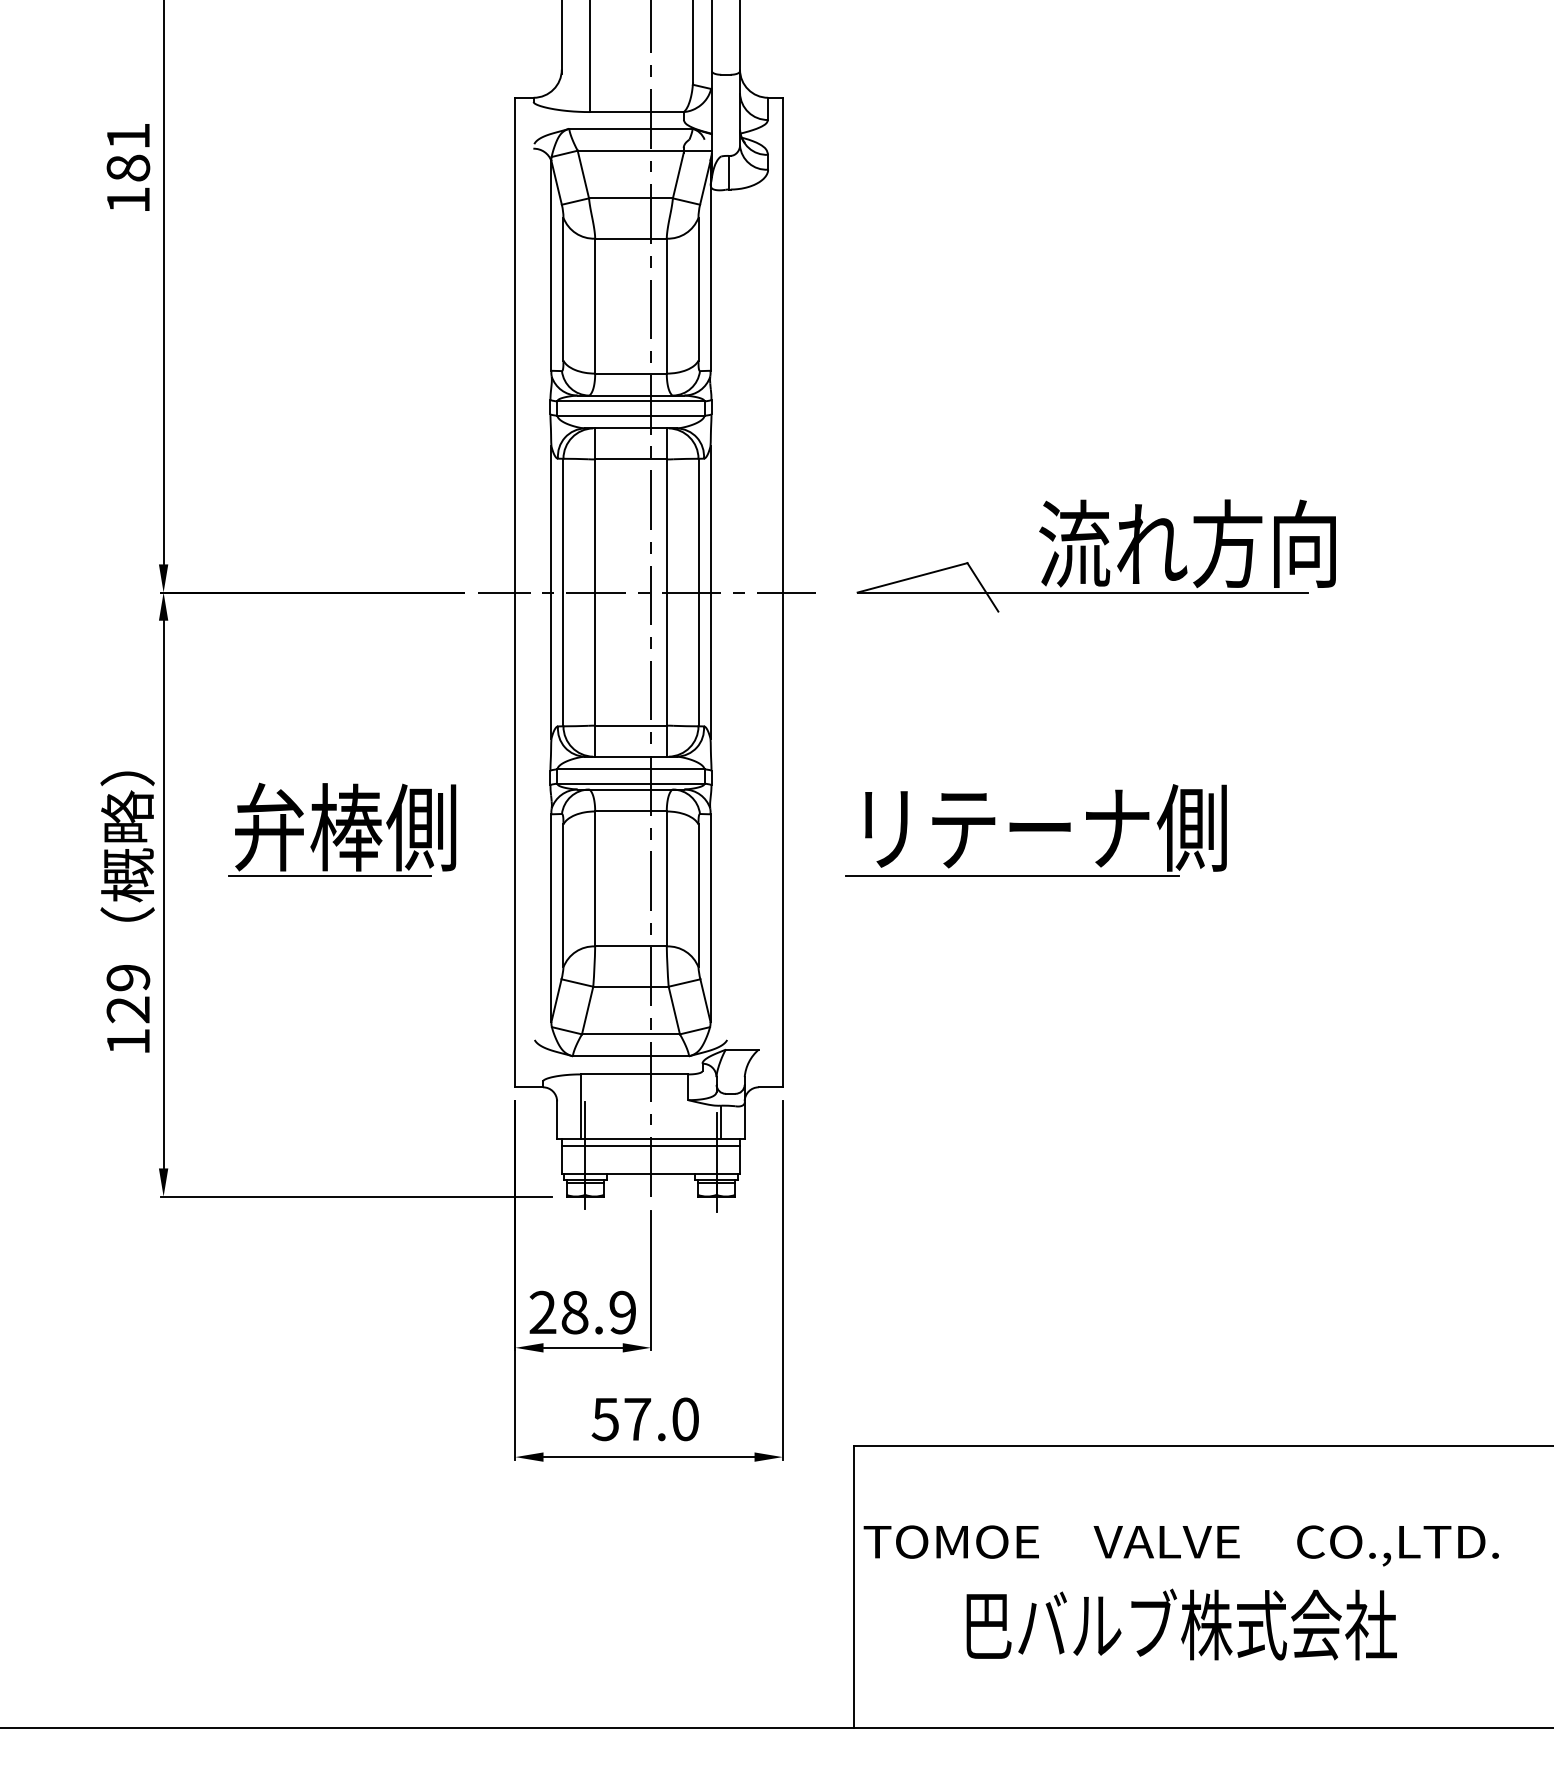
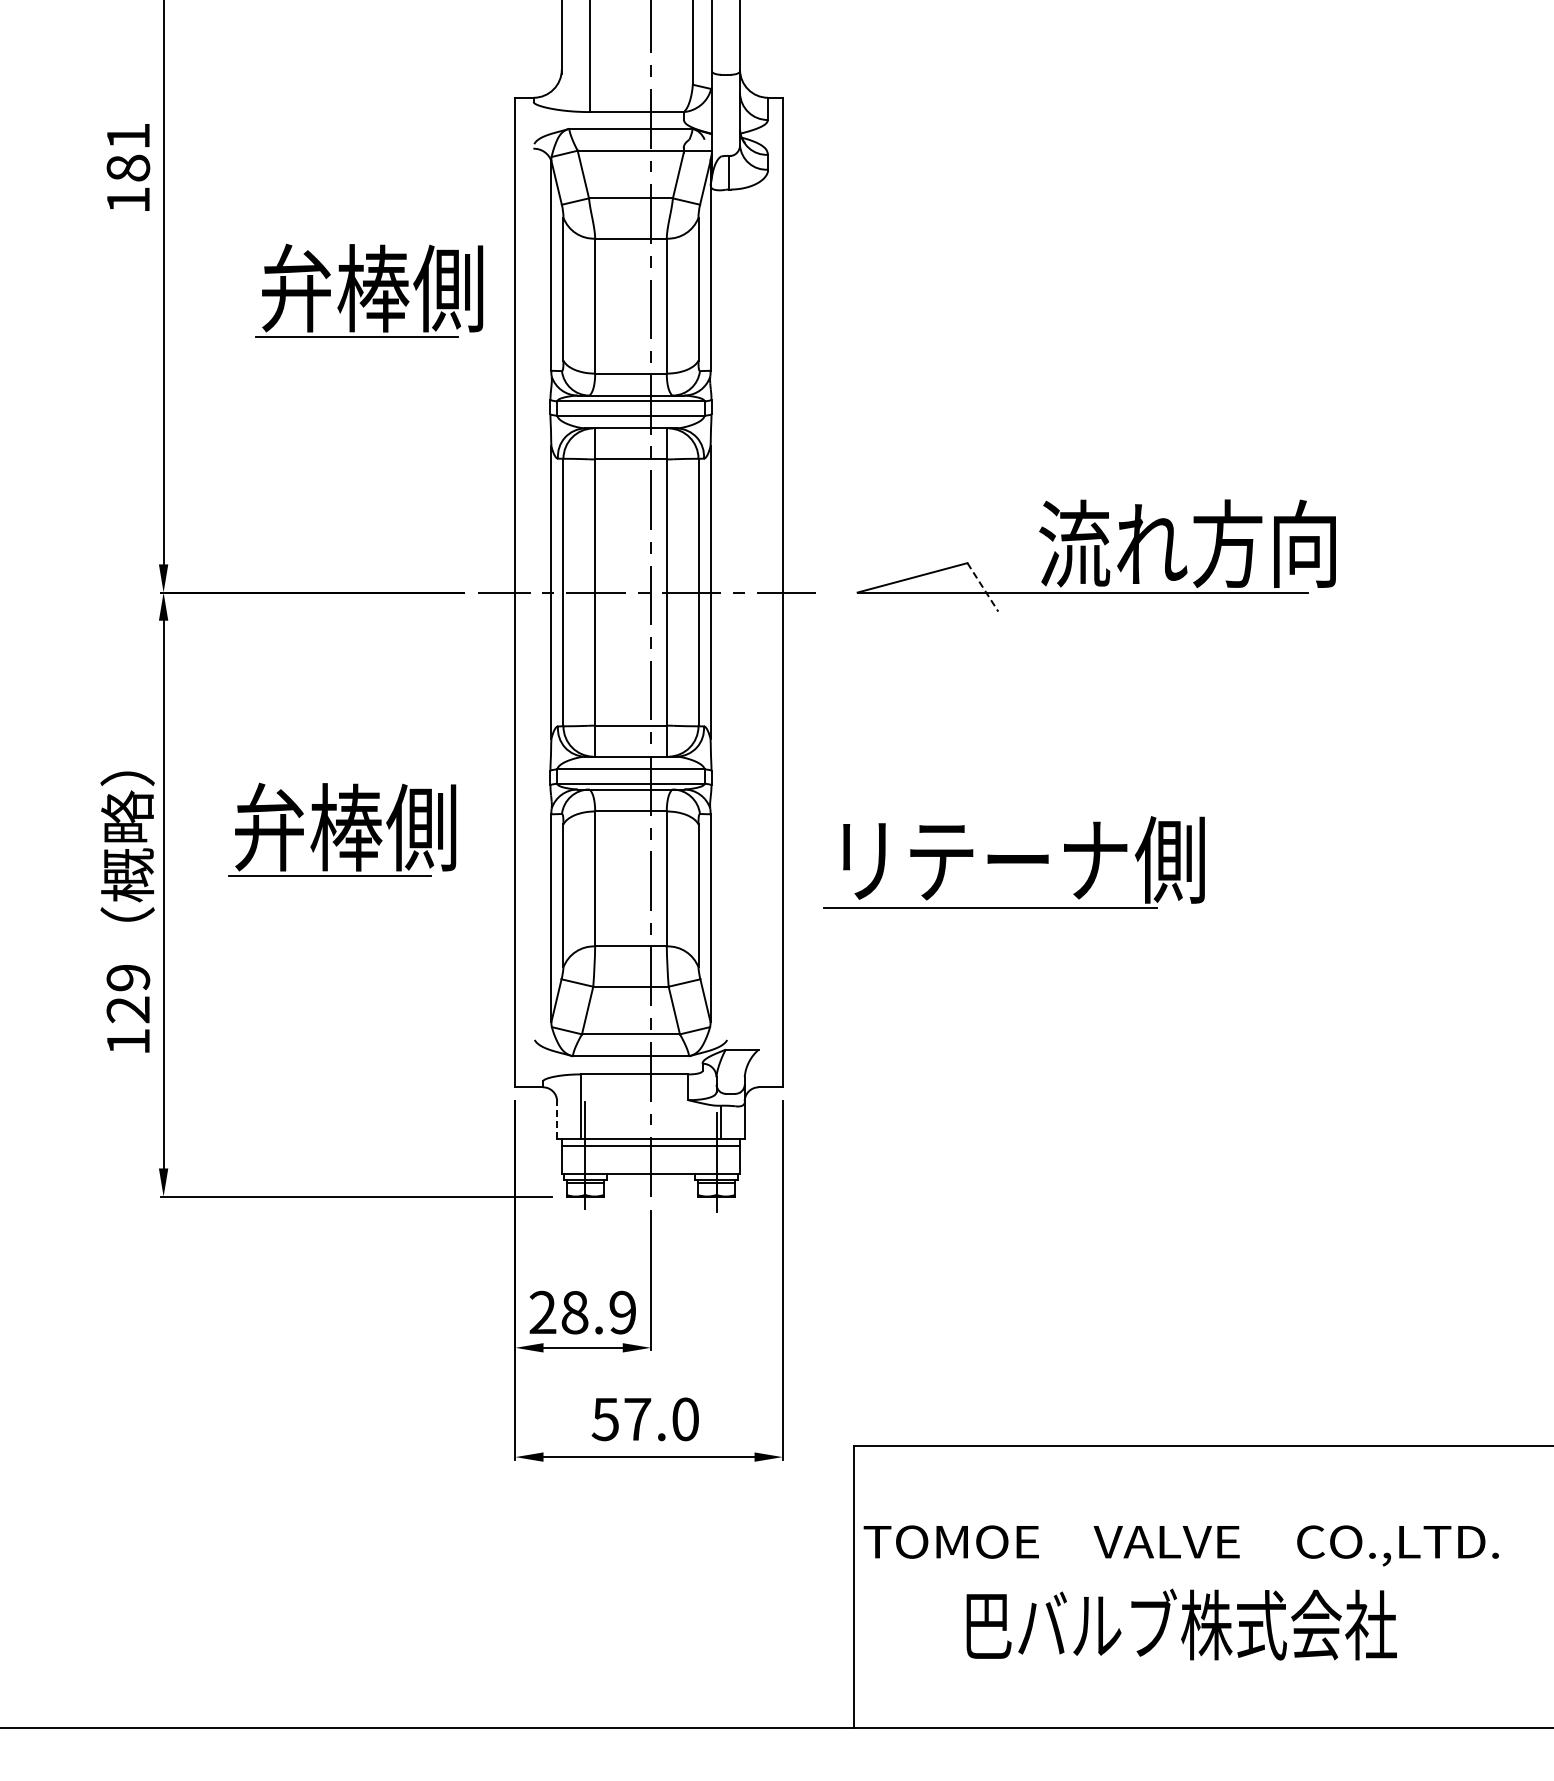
part: none -> present (369, 290)
line: solid -> dashed (982, 587)
part position: (1035, 830) -> (1013, 862) (1013, 862)
line: solid -> dashed (557, 1120)
